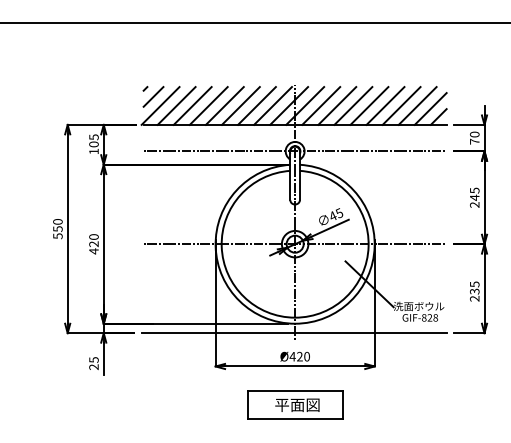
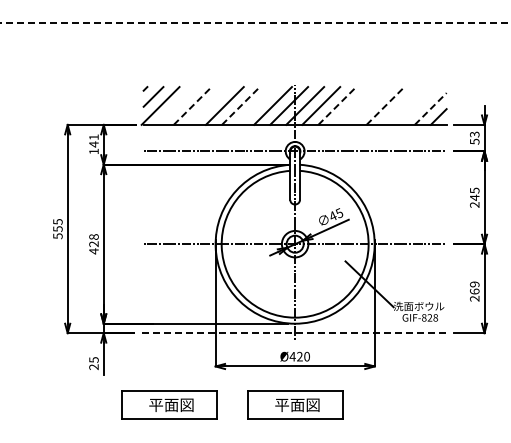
line: solid -> dashed (255, 22)
line: present -> none (176, 105)
line: solid -> dashed (192, 105)
line: present -> none (208, 105)
line: solid -> dashed (240, 105)
line: present -> none (256, 105)
line: solid -> dashed (337, 105)
line: present -> none (353, 105)
line: present -> none (369, 105)
line: solid -> dashed (385, 105)
line: present -> none (401, 105)
line: present -> none (417, 105)
line: solid -> dashed (430, 108)
text: 70 -> 53 (474, 137)
text: 105 -> 141 (93, 140)
text: 550 -> 555 (57, 221)
text: 420 -> 428 (93, 236)
text: 235 -> 269 (474, 287)
line: solid -> dashed (294, 333)
part: none -> present (169, 404)
